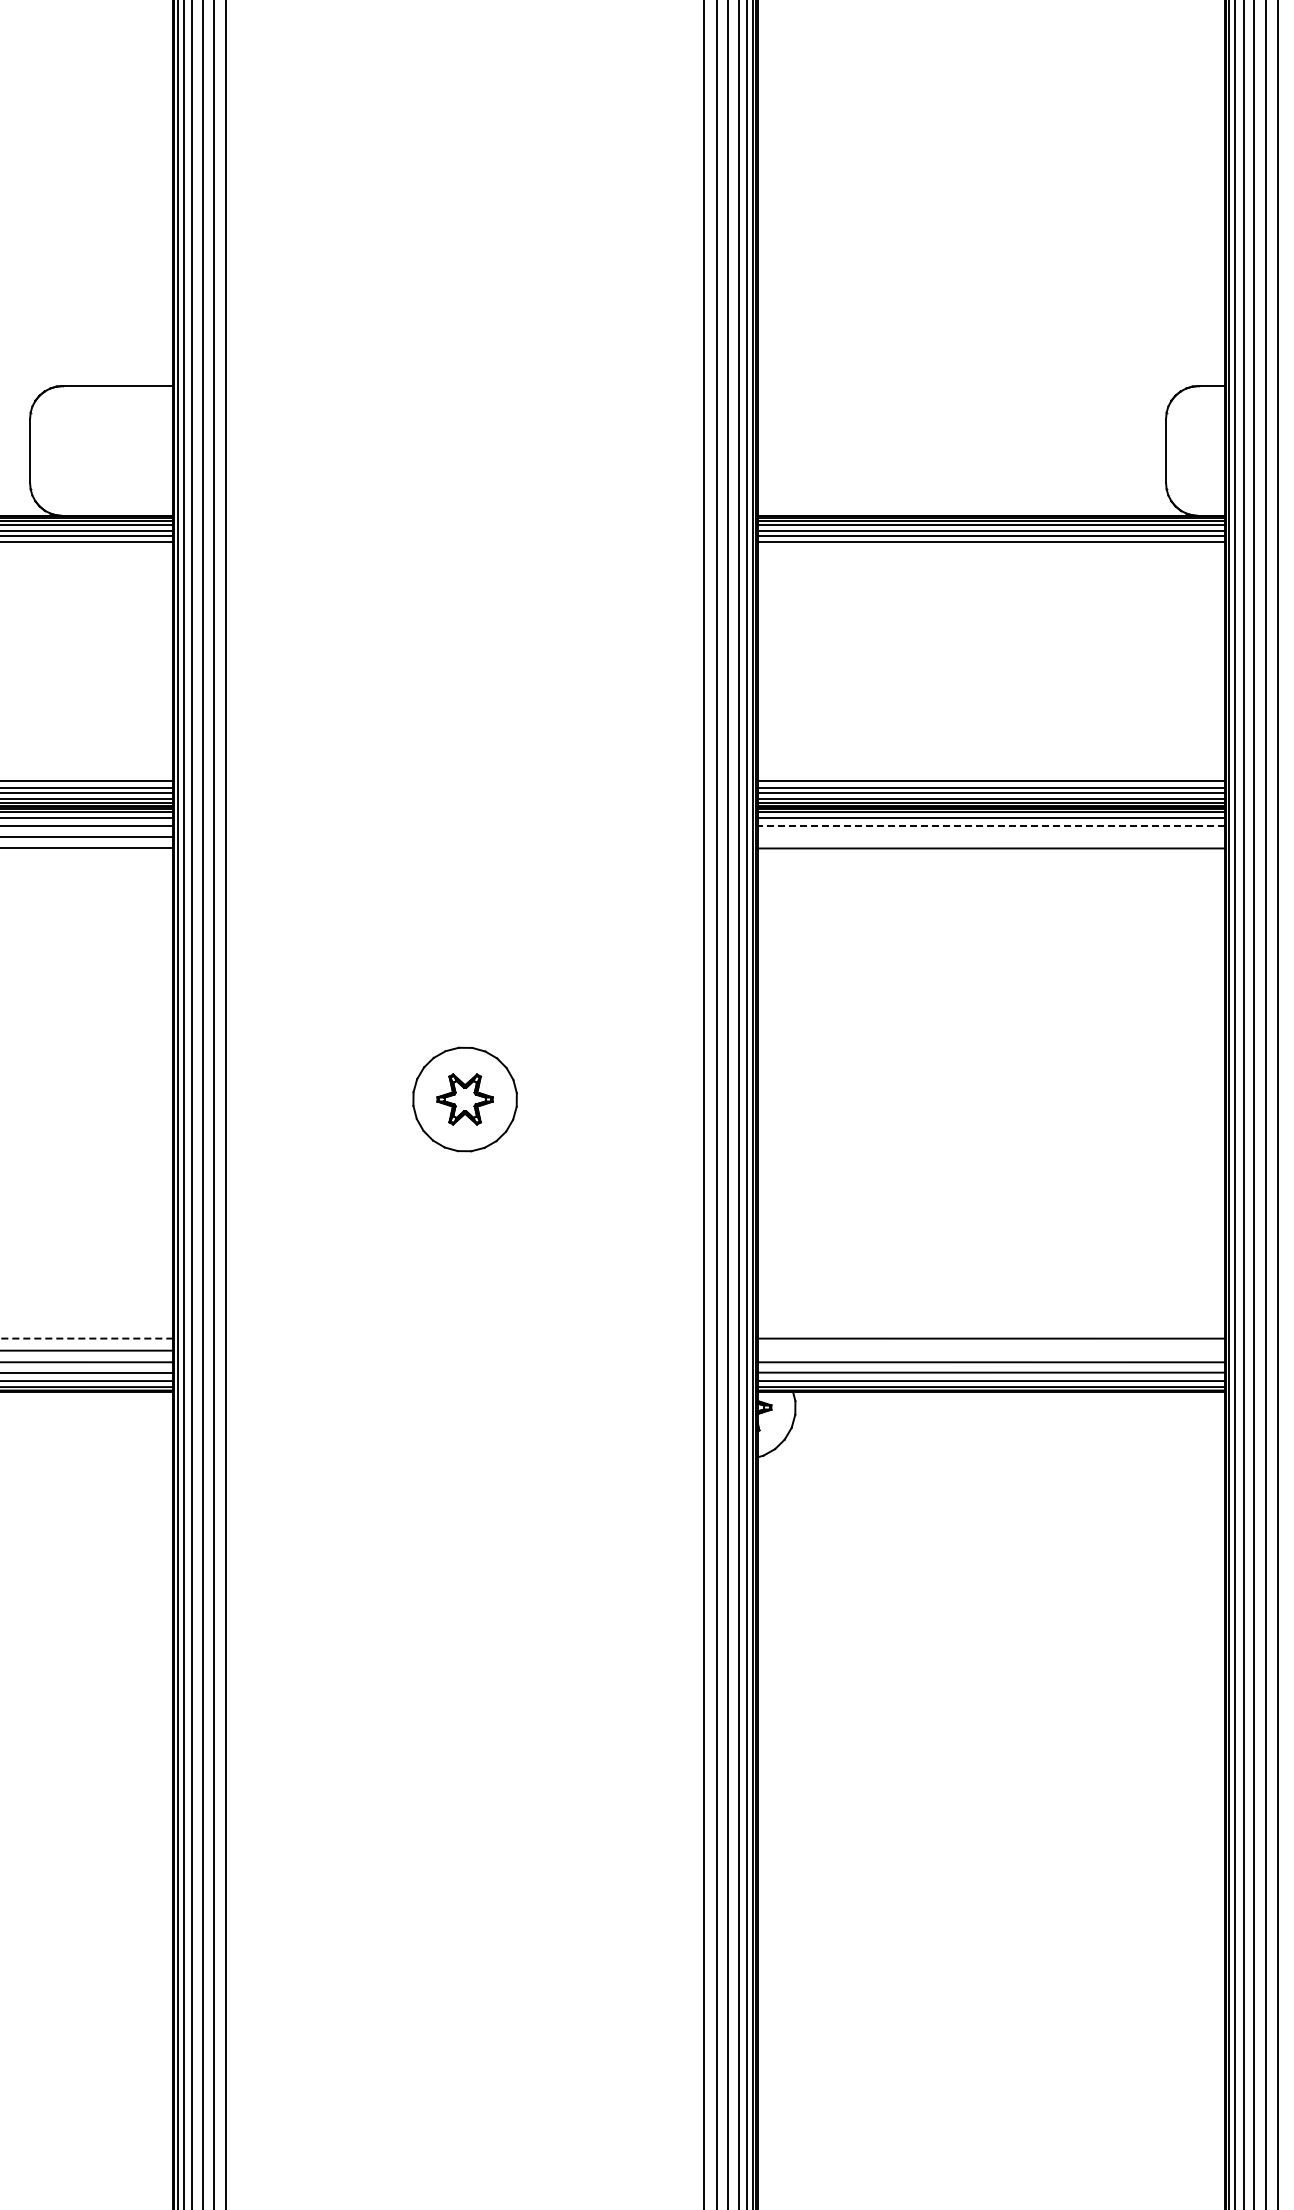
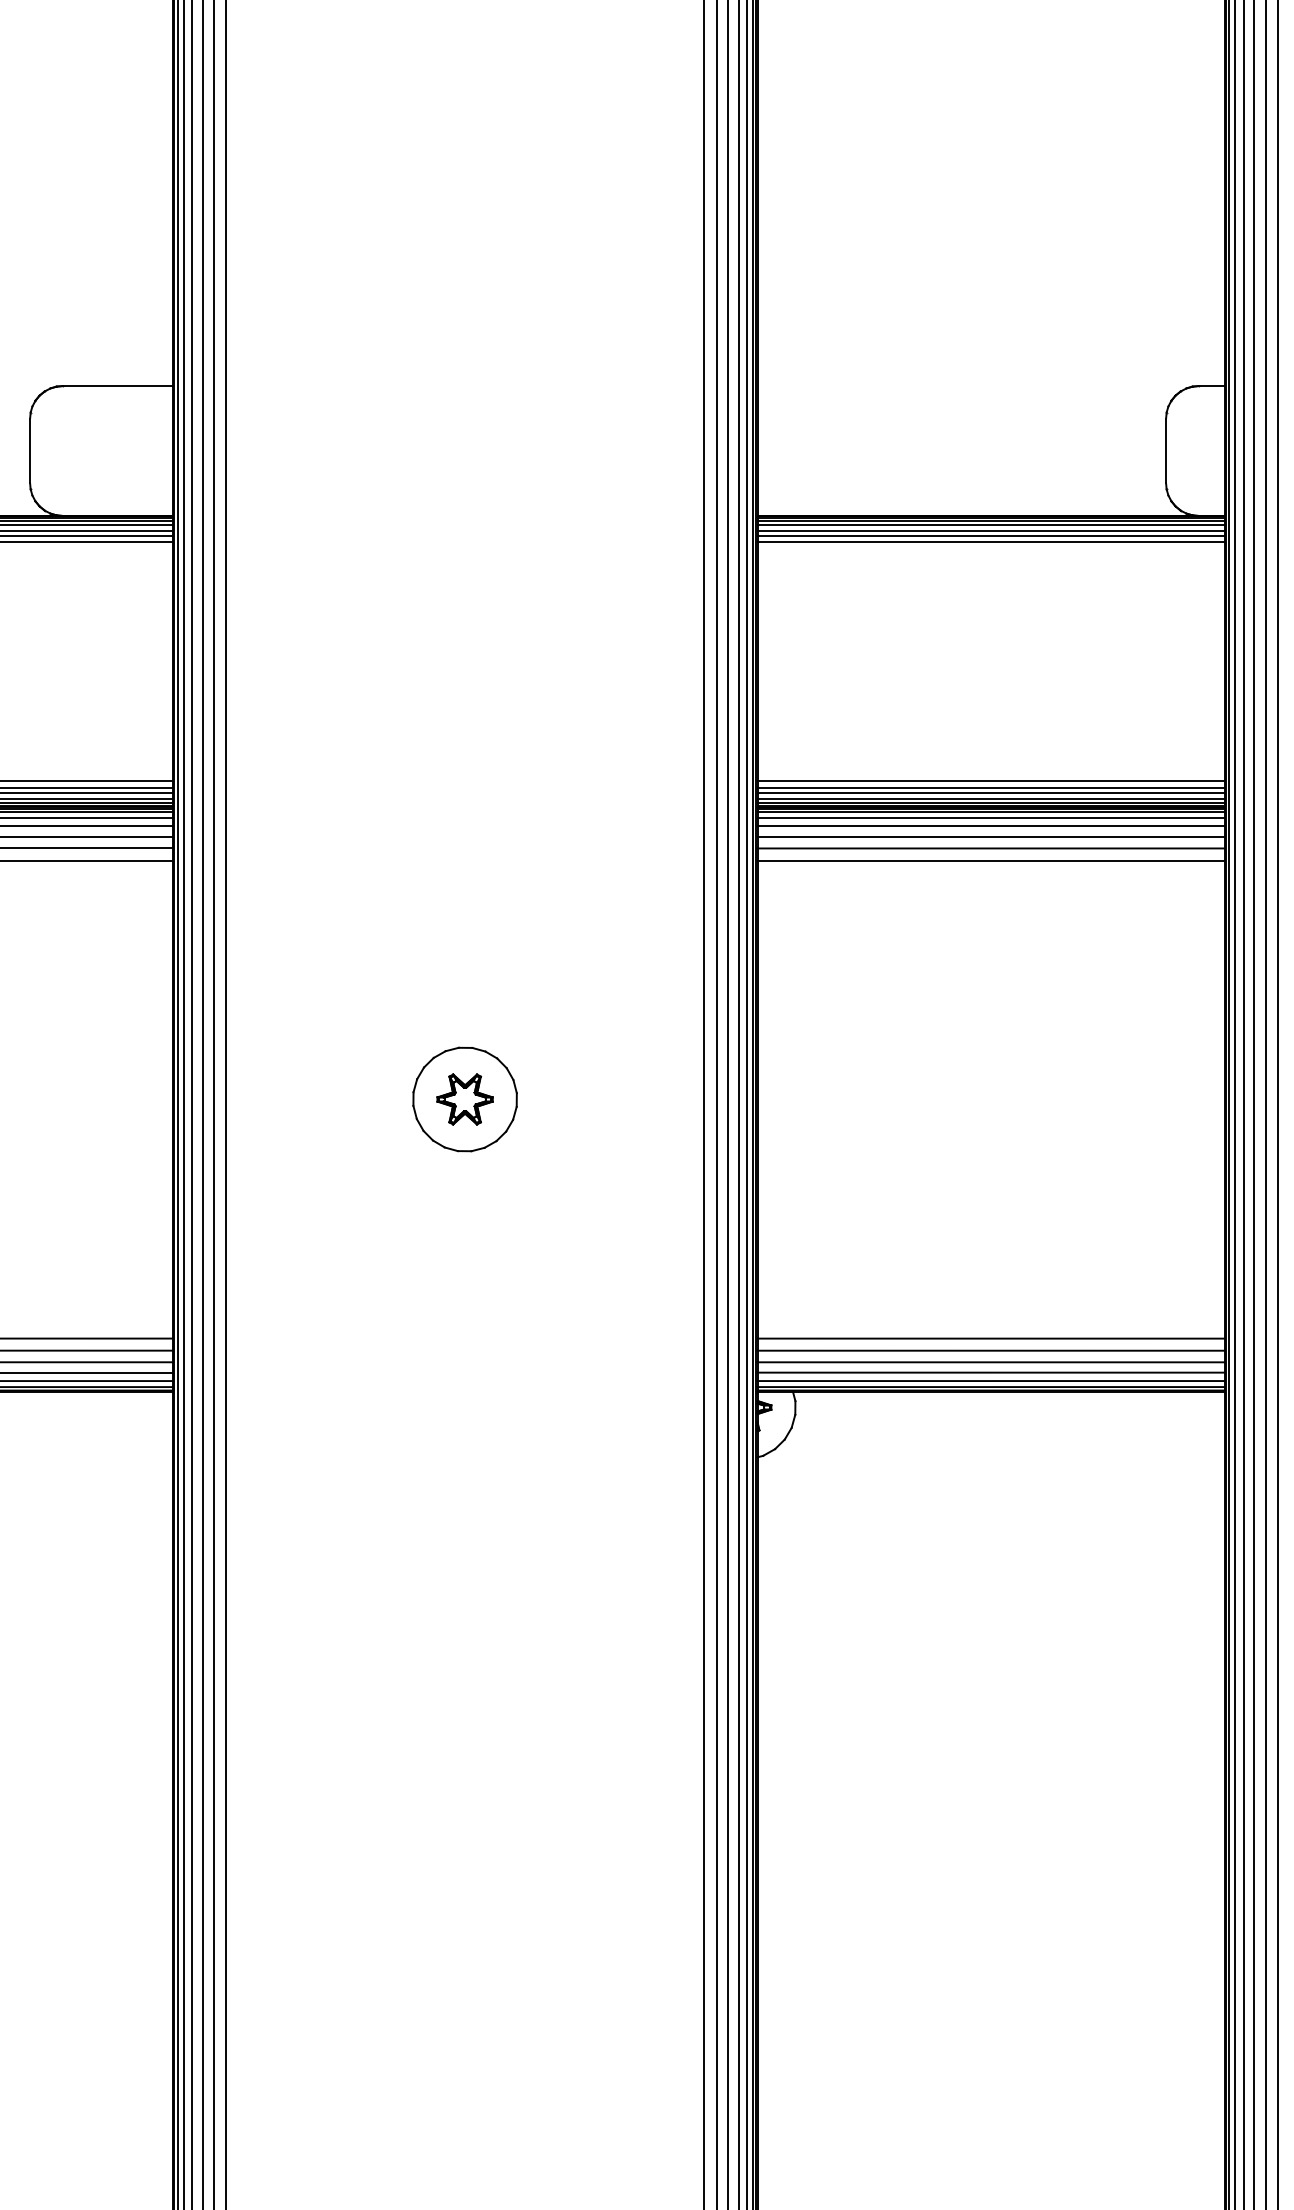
line: dashed -> solid (991, 826)
line: none -> present (990, 836)
line: none -> present (87, 860)
line: none -> present (990, 860)
line: dashed -> solid (86, 1338)
line: none -> present (990, 1350)
